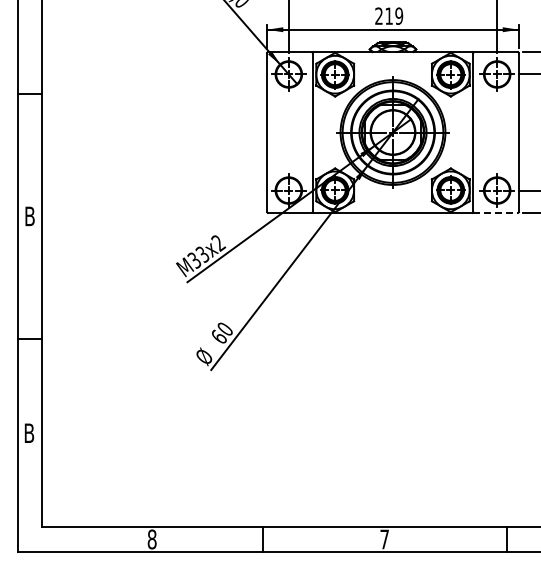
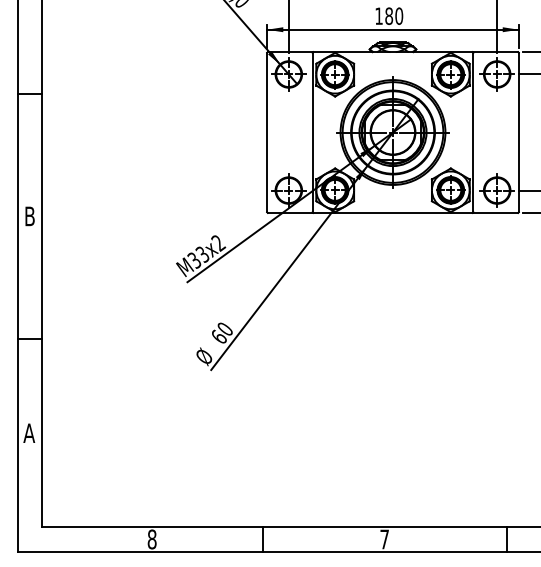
text: 219 -> 180 (389, 15)
line: dashed -> solid (495, 212)
text: B -> A (29, 432)
